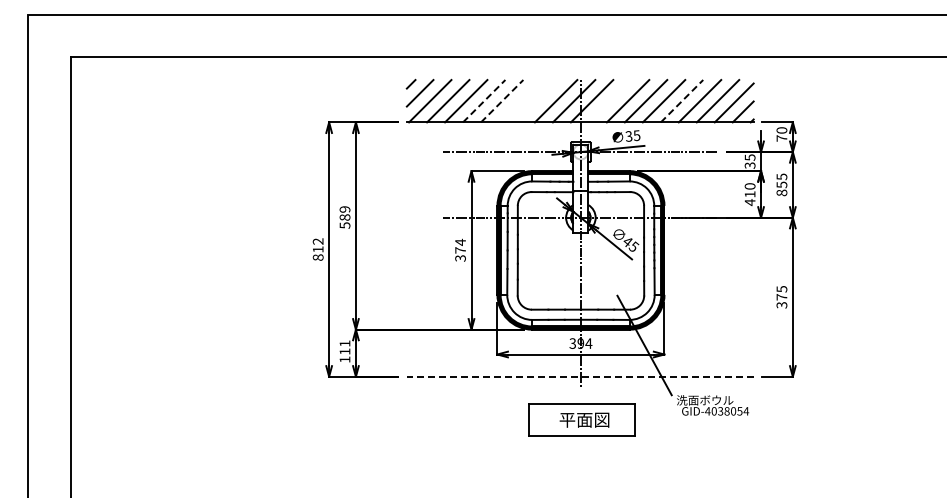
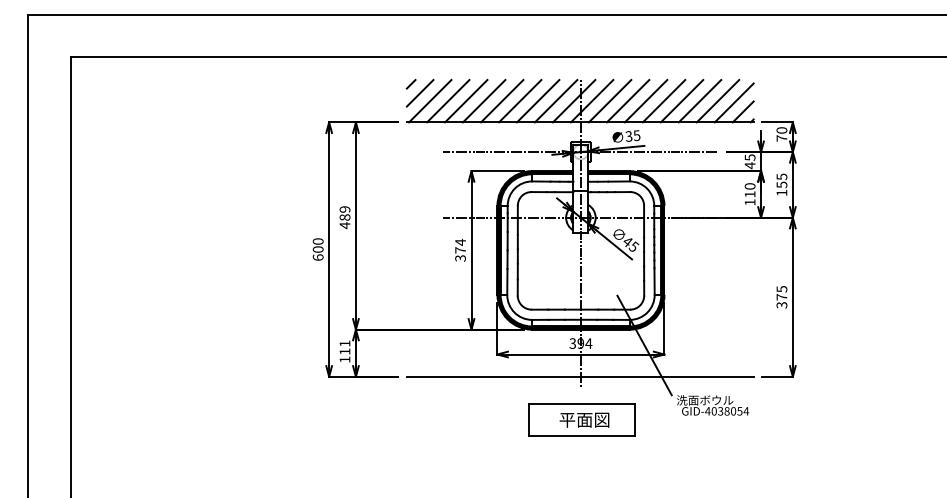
line: dashed -> solid (484, 101)
line: dashed -> solid (502, 101)
line: none -> present (519, 101)
line: none -> present (537, 101)
line: none -> present (609, 101)
line: dashed -> solid (682, 101)
text: 35 -> 45 (749, 165)
text: 855 -> 155 (781, 192)
text: 410 -> 110 (750, 202)
text: 589 -> 489 (344, 225)
text: 812 -> 600 (317, 249)
line: dashed -> solid (579, 376)
